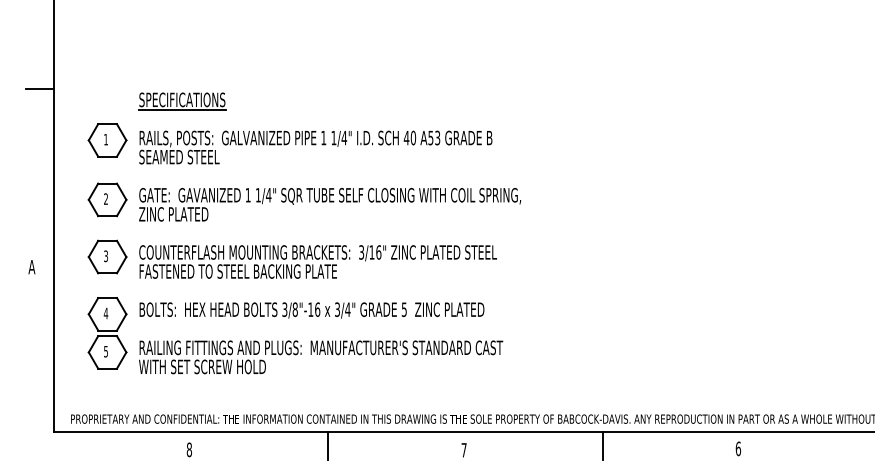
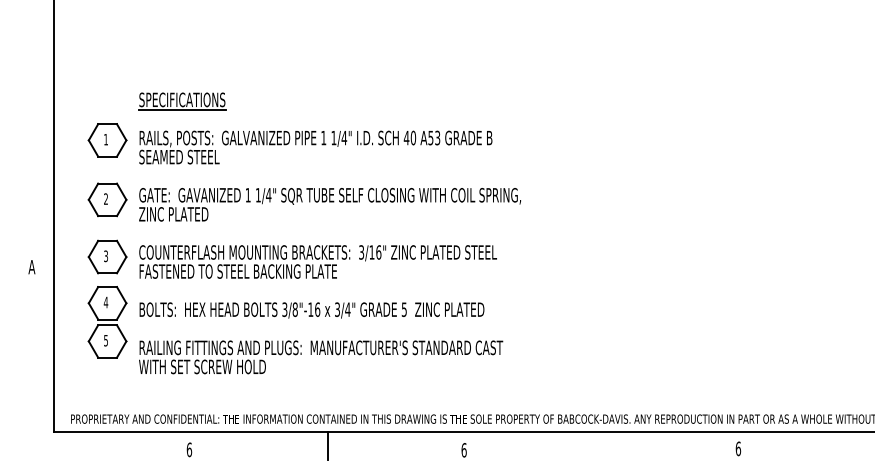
line: present -> none (39, 89)
part position: (107, 333) -> (107, 322) (107, 322)
line: present -> none (602, 445)
text: 8 -> 6 (189, 449)
text: 7 -> 6 (463, 450)
